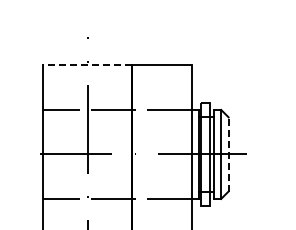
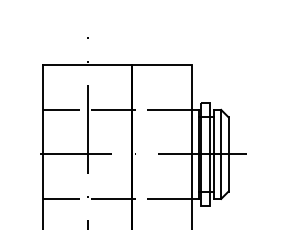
line: dashed -> solid (87, 65)
line: dashed -> solid (228, 153)
